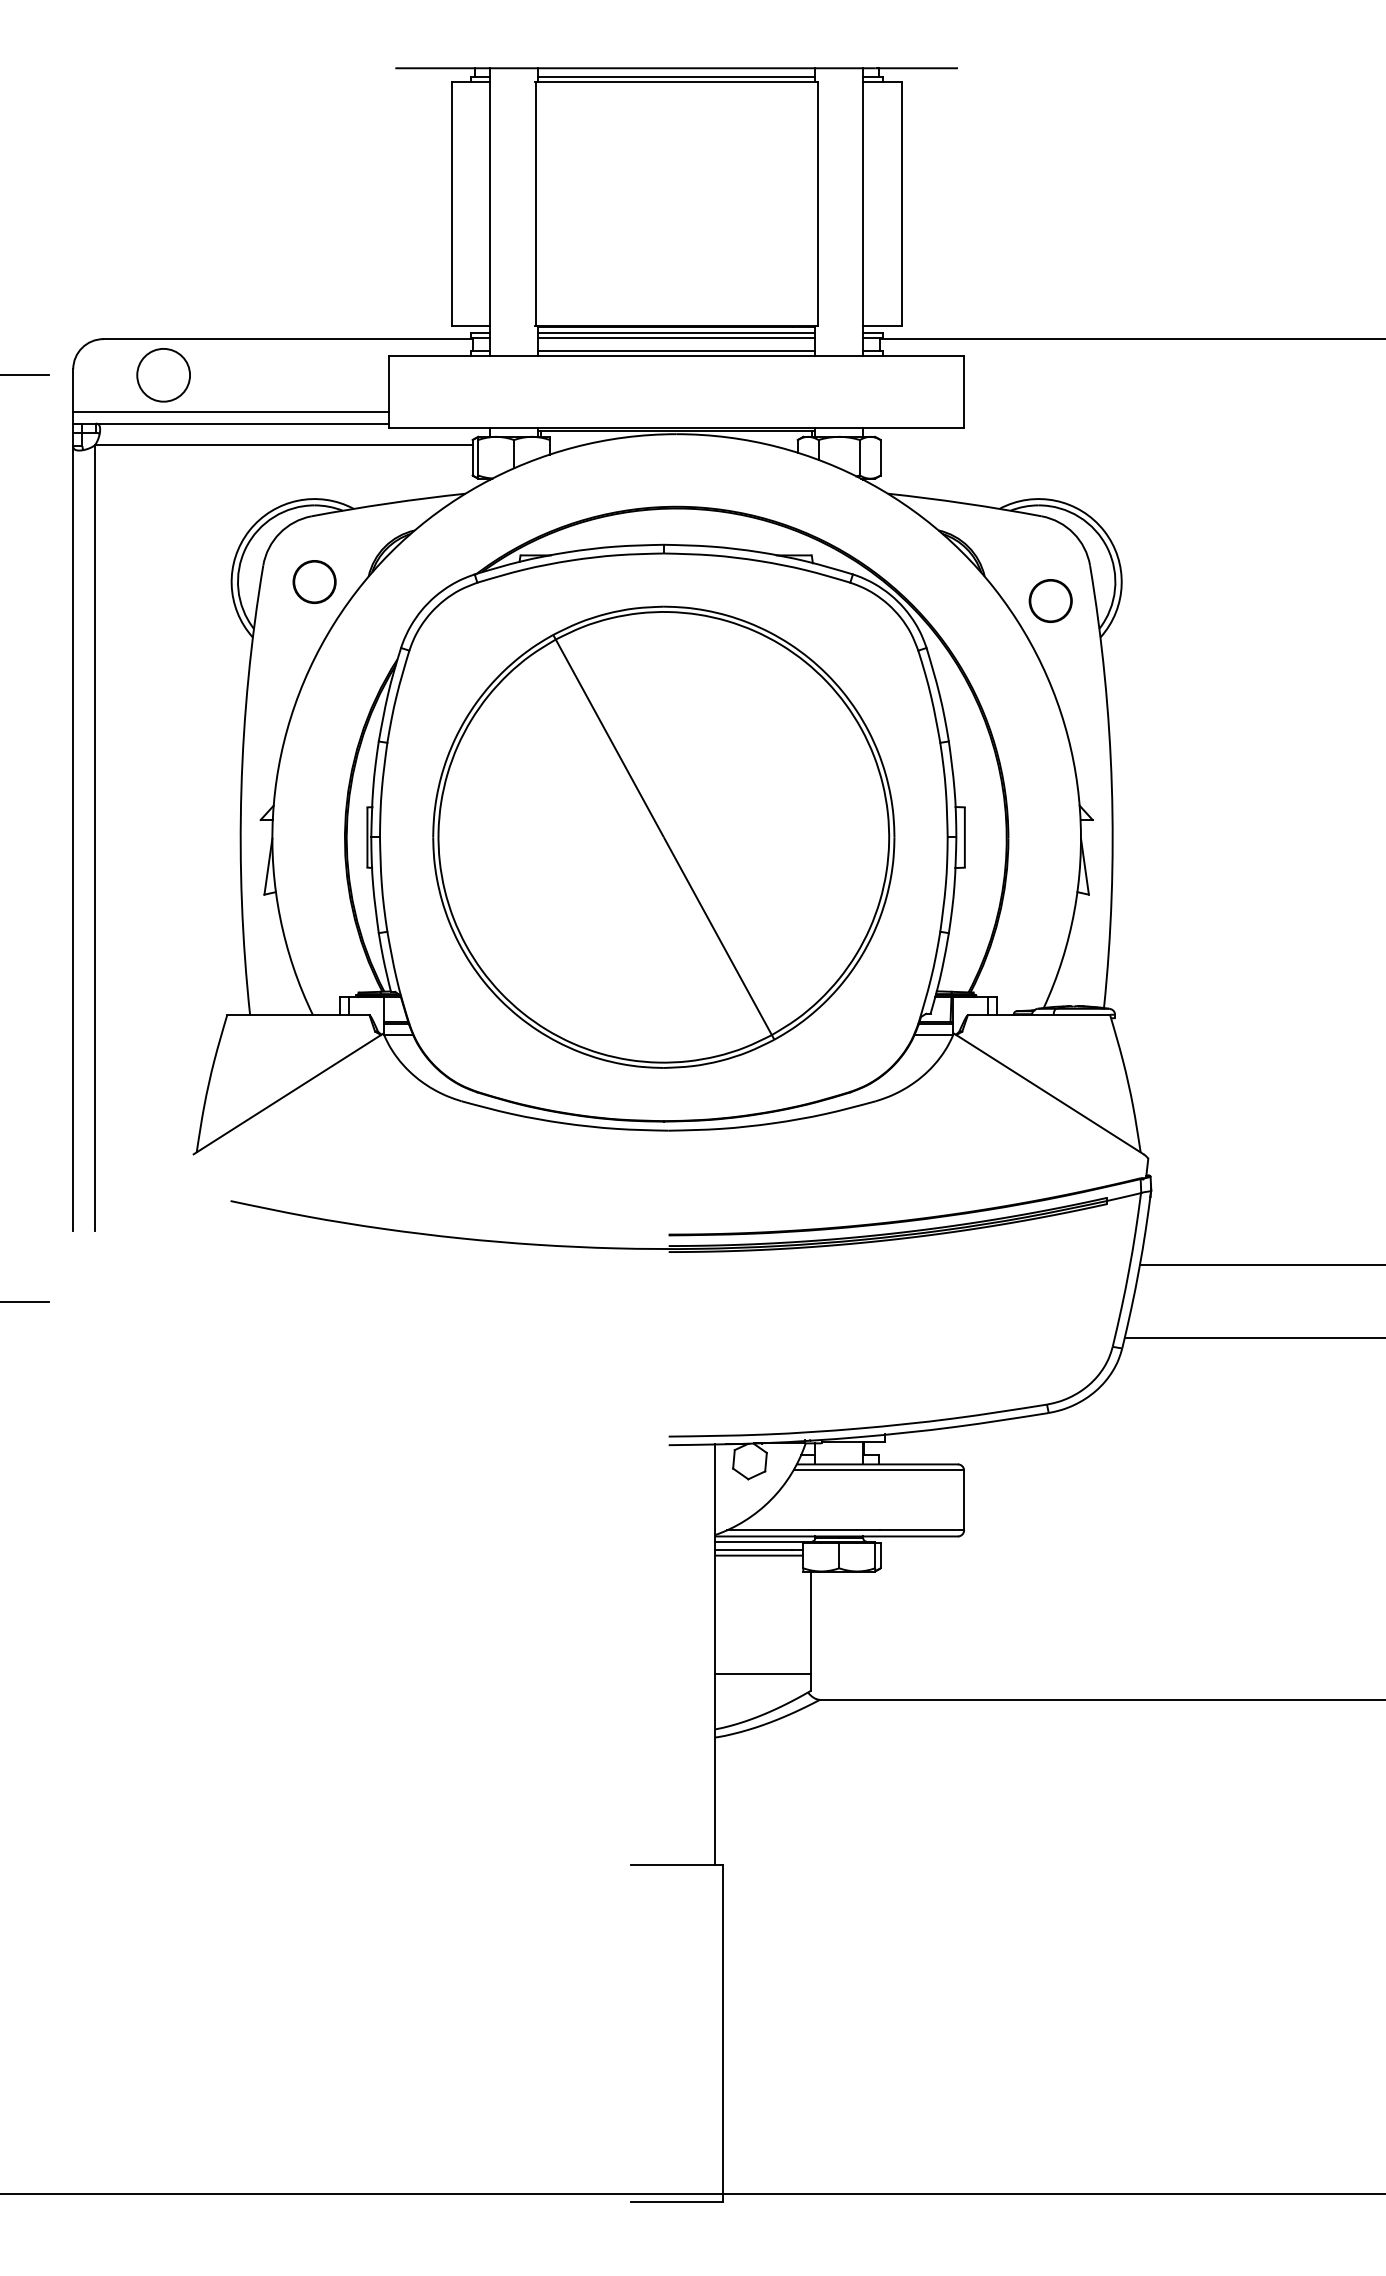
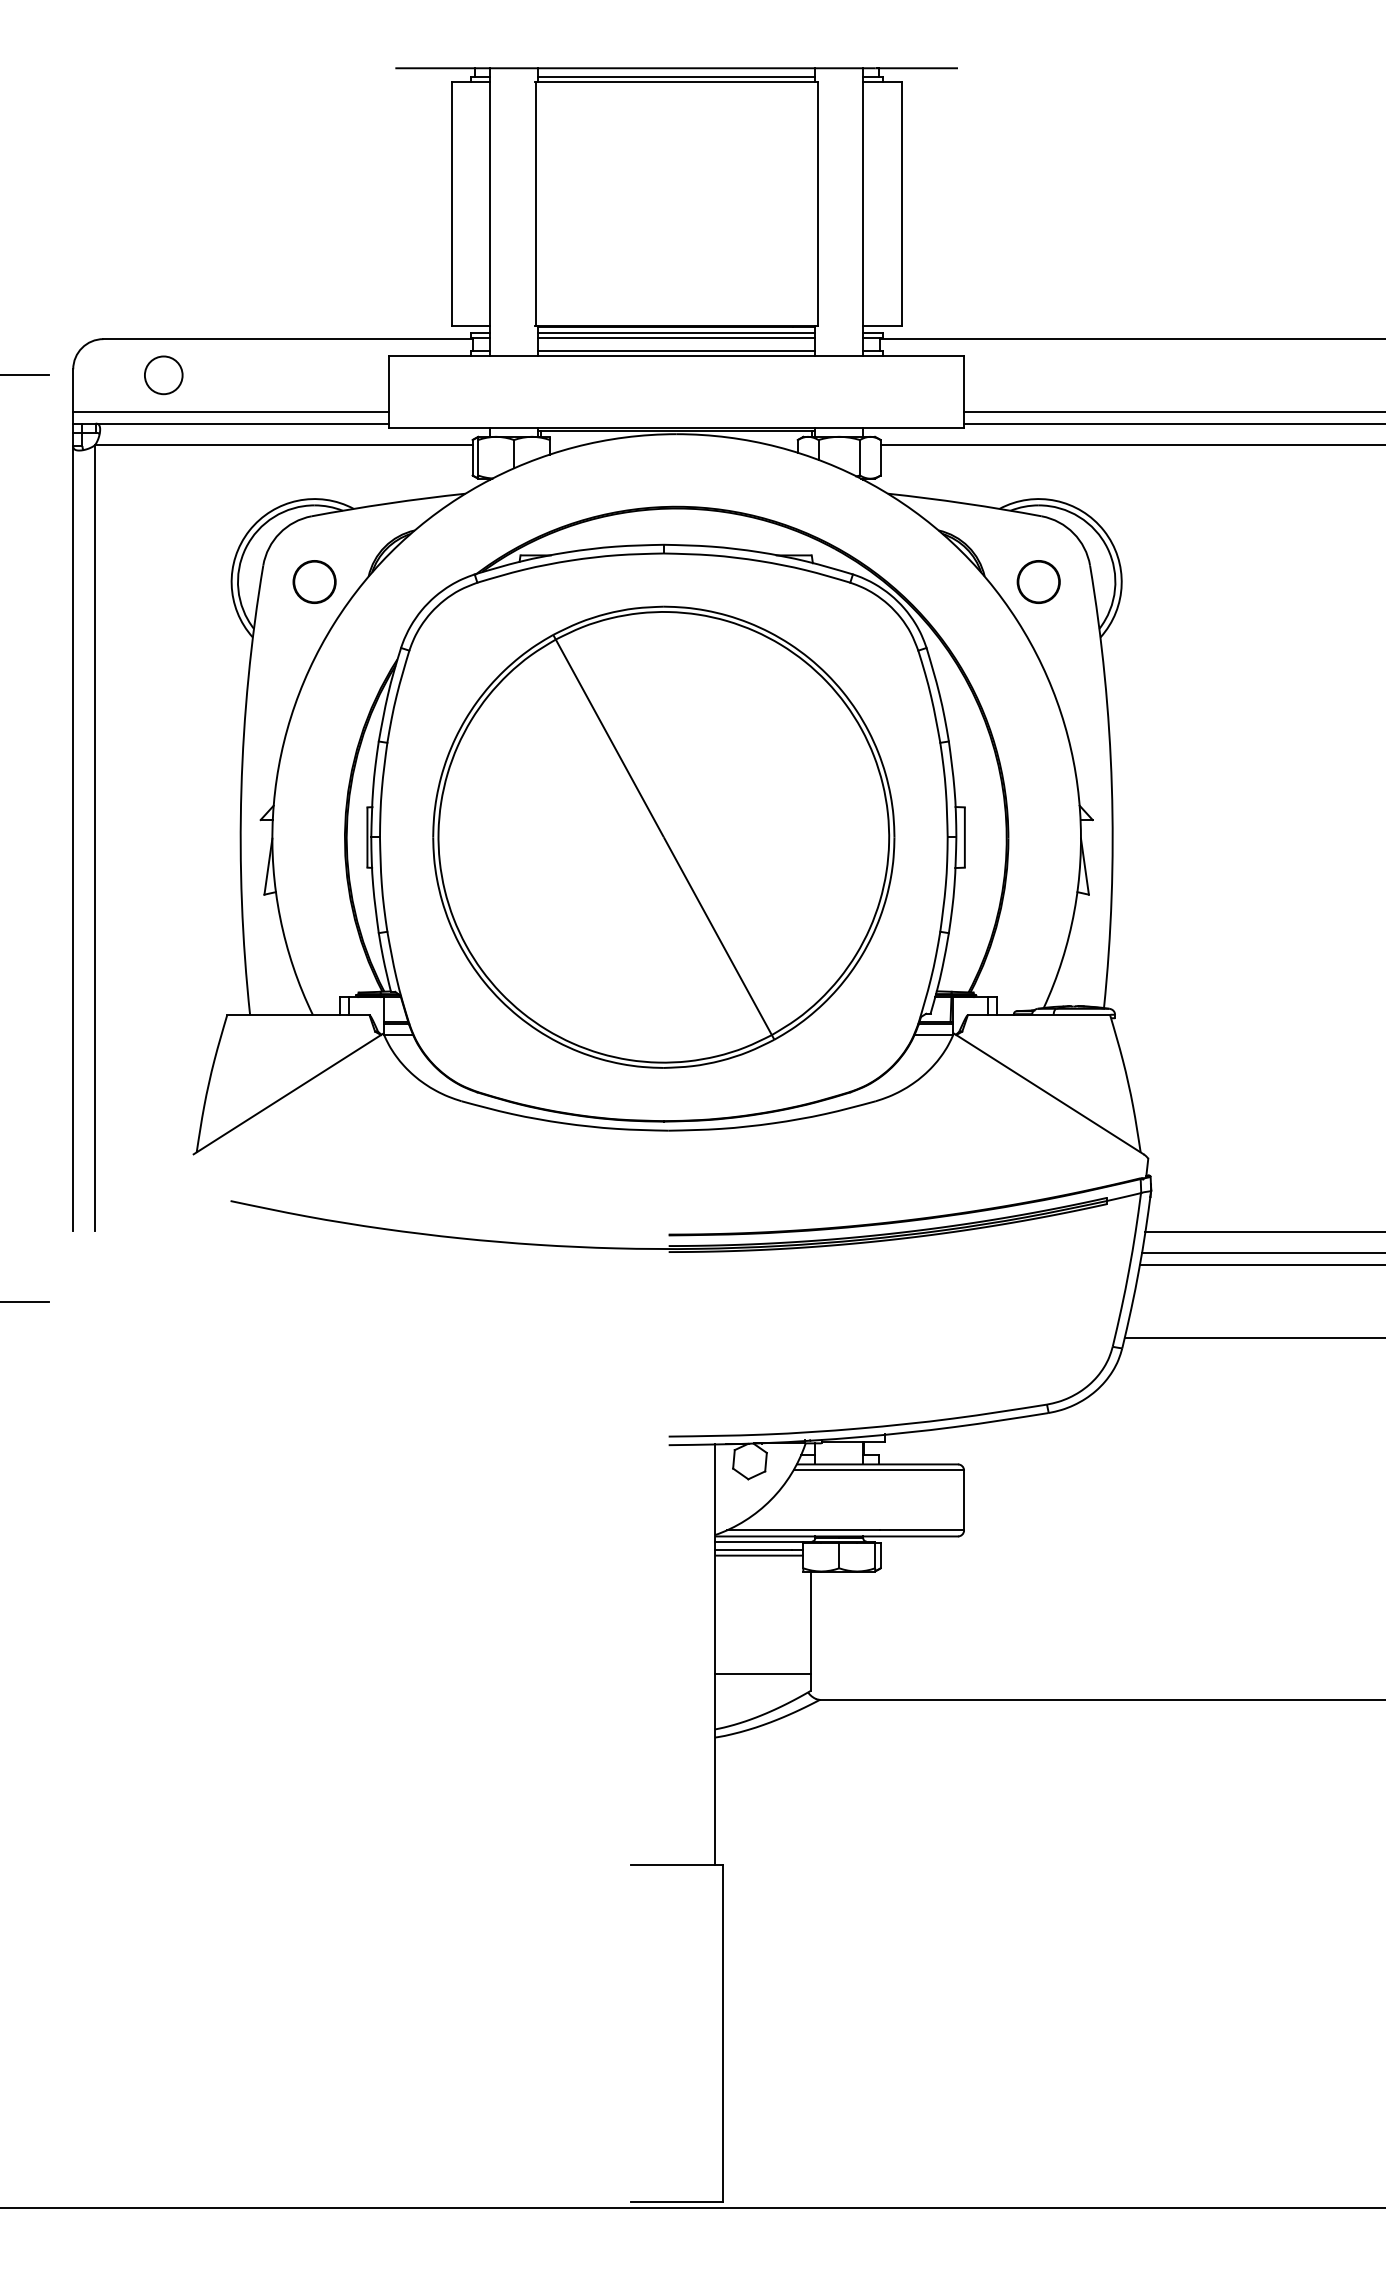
circle size: 55x55 px -> 40x41 px (163, 375)
line: none -> present (1173, 411)
line: none -> present (1173, 423)
line: none -> present (1131, 444)
circle position: (1050, 600) -> (1038, 581) (1038, 581)
line: none -> present (1263, 1232)
line: none -> present (1261, 1253)
line position: (692, 2193) -> (692, 2207) (692, 2207)
